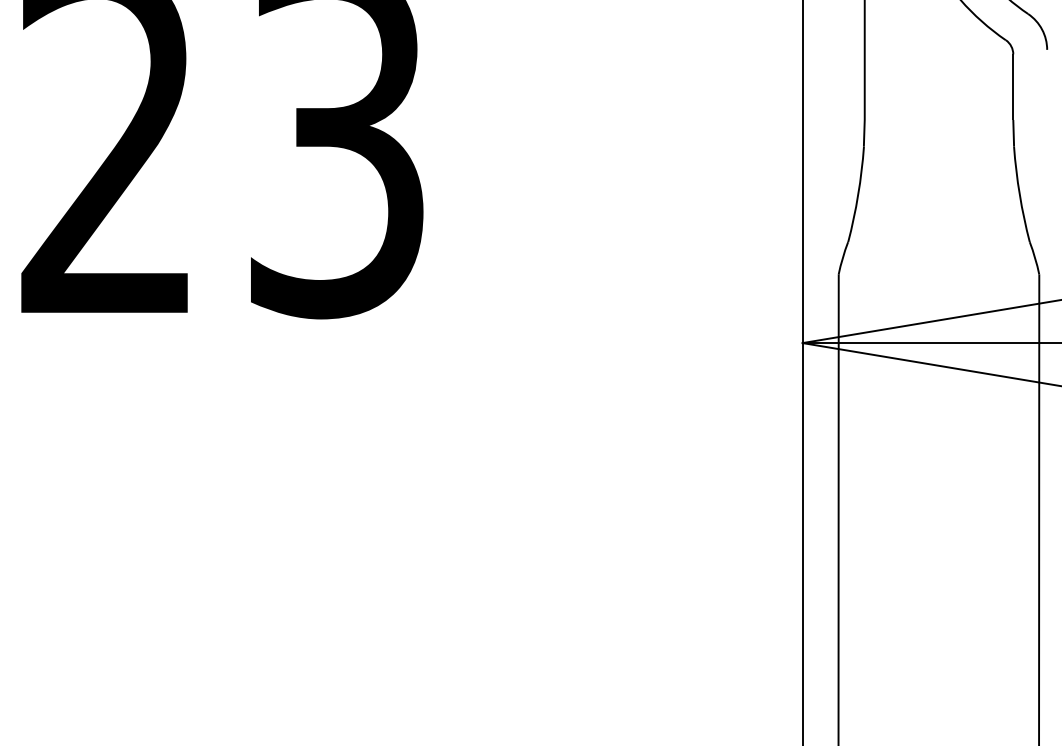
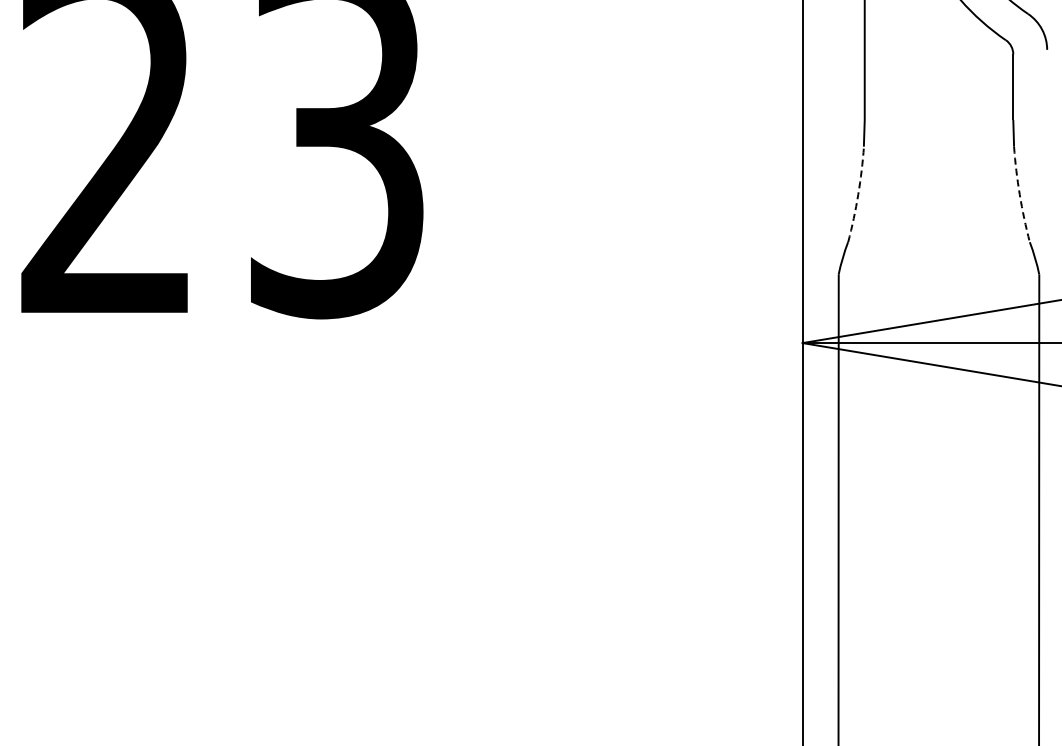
arc: solid -> dashed (858, 194)
arc: solid -> dashed (1019, 194)
